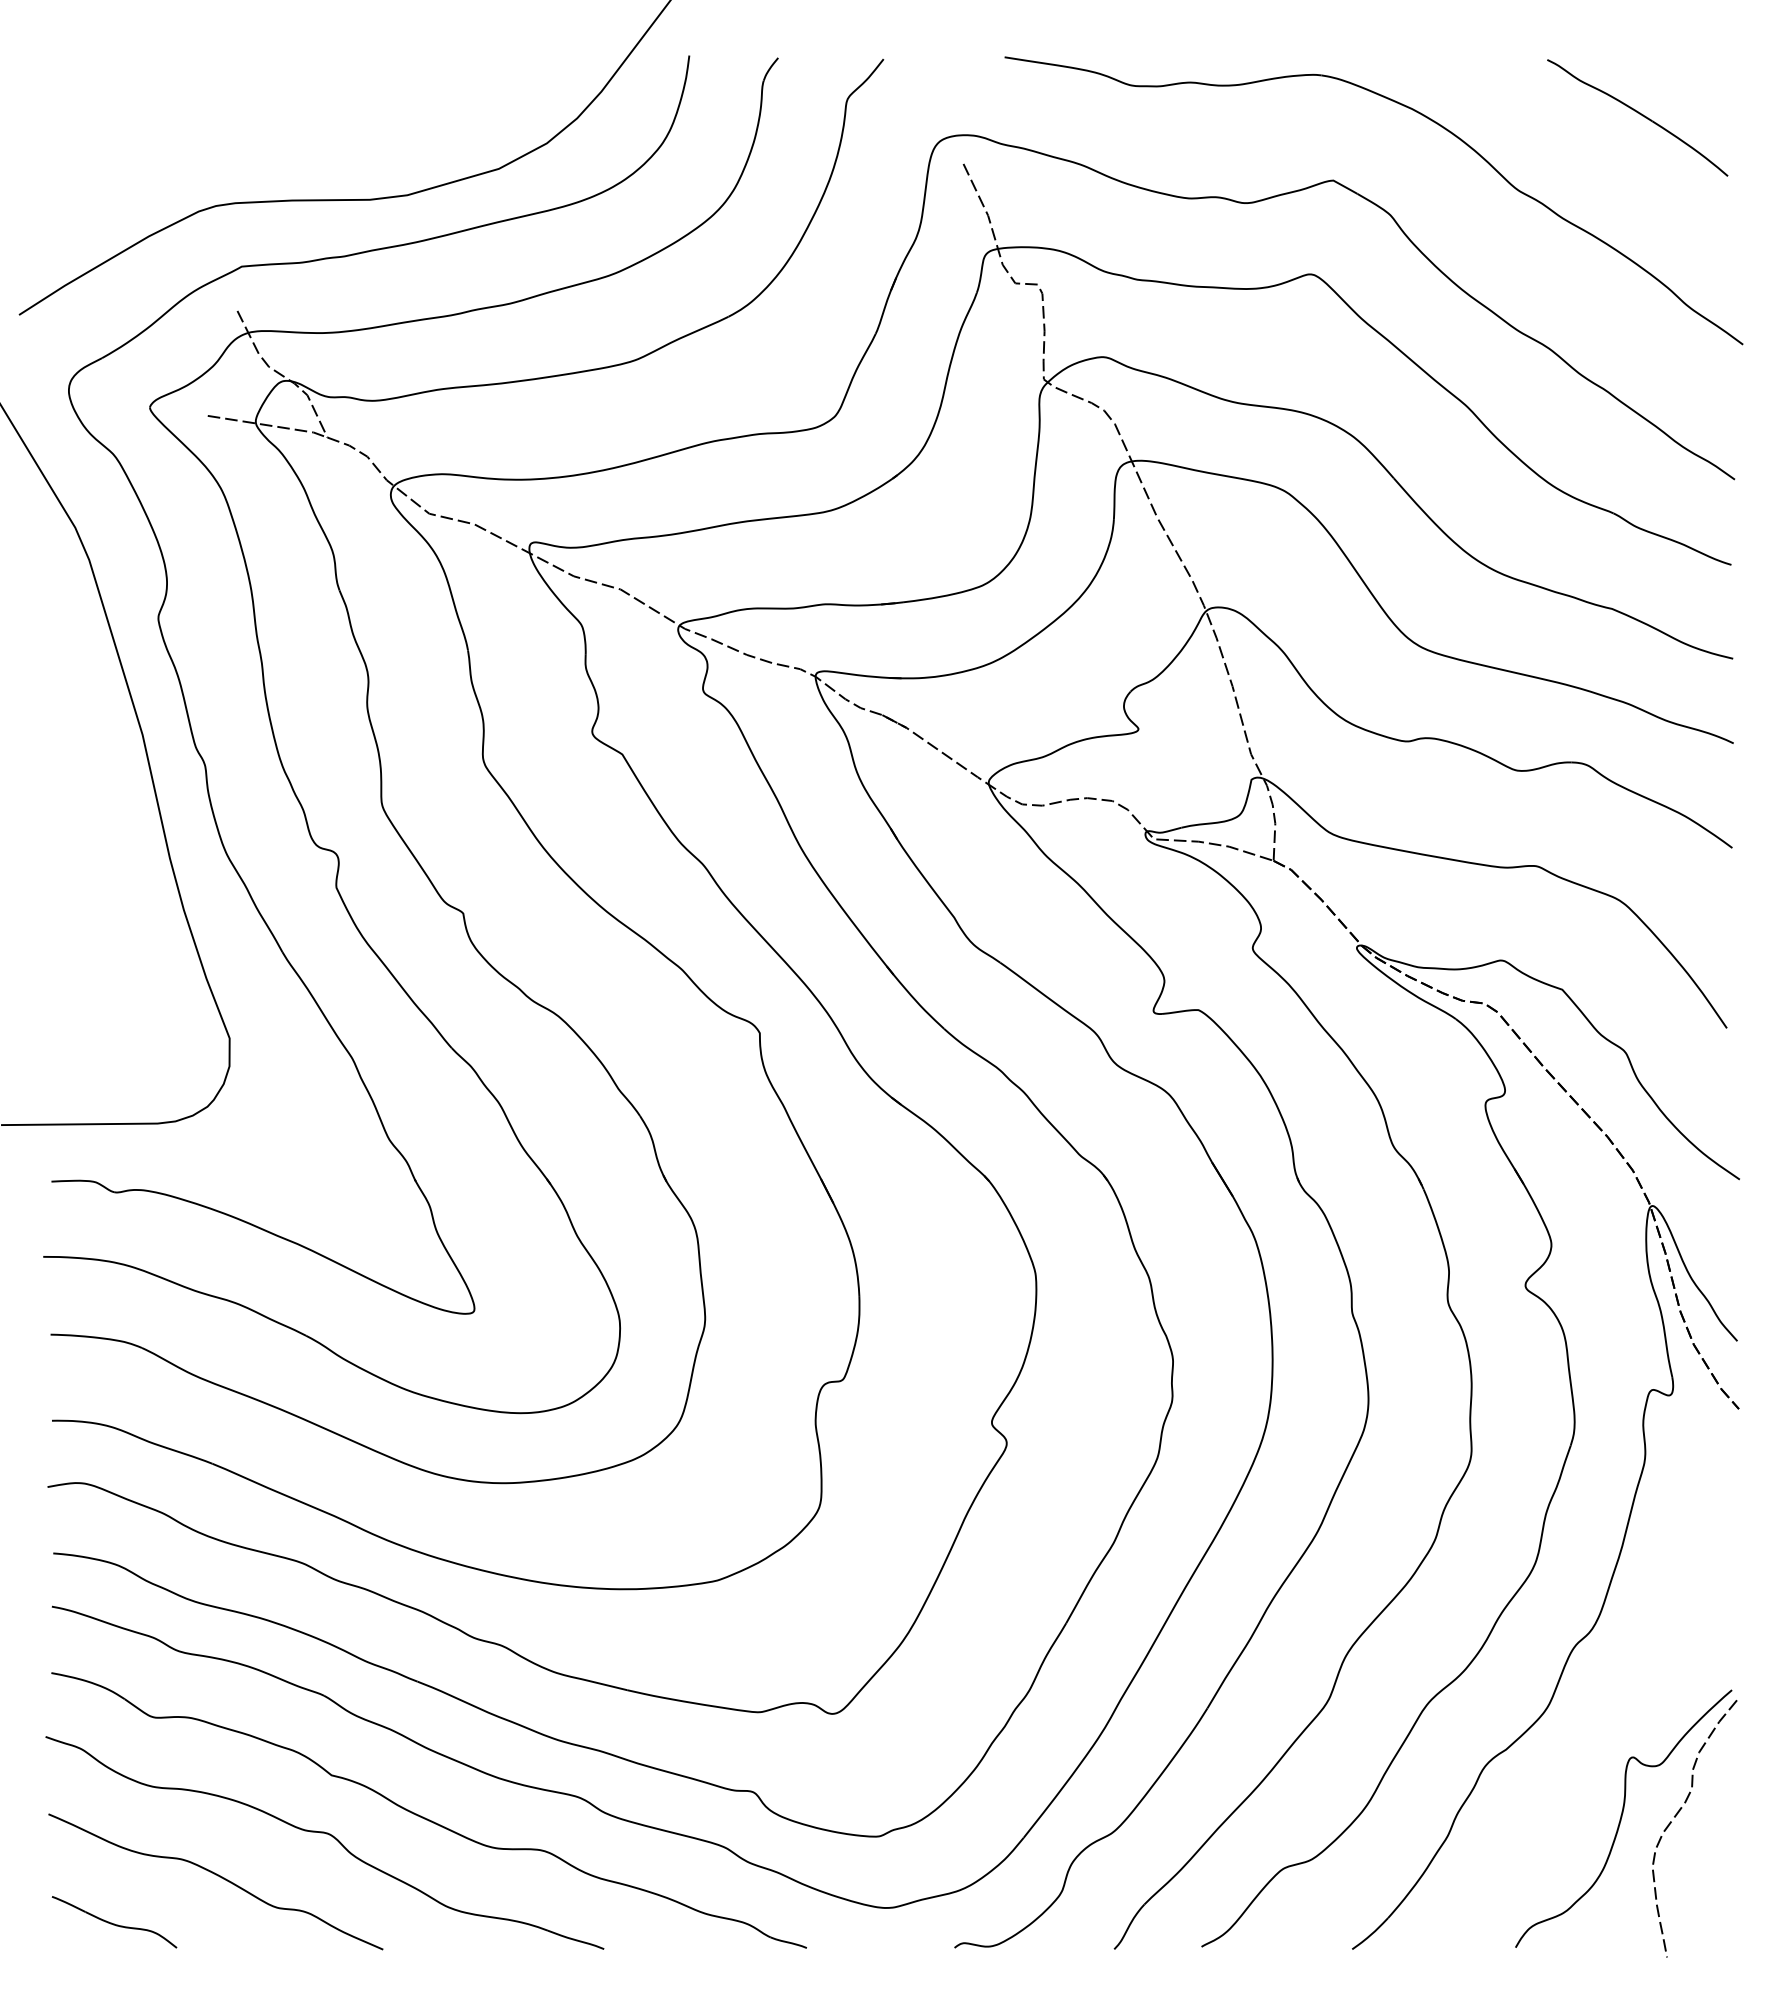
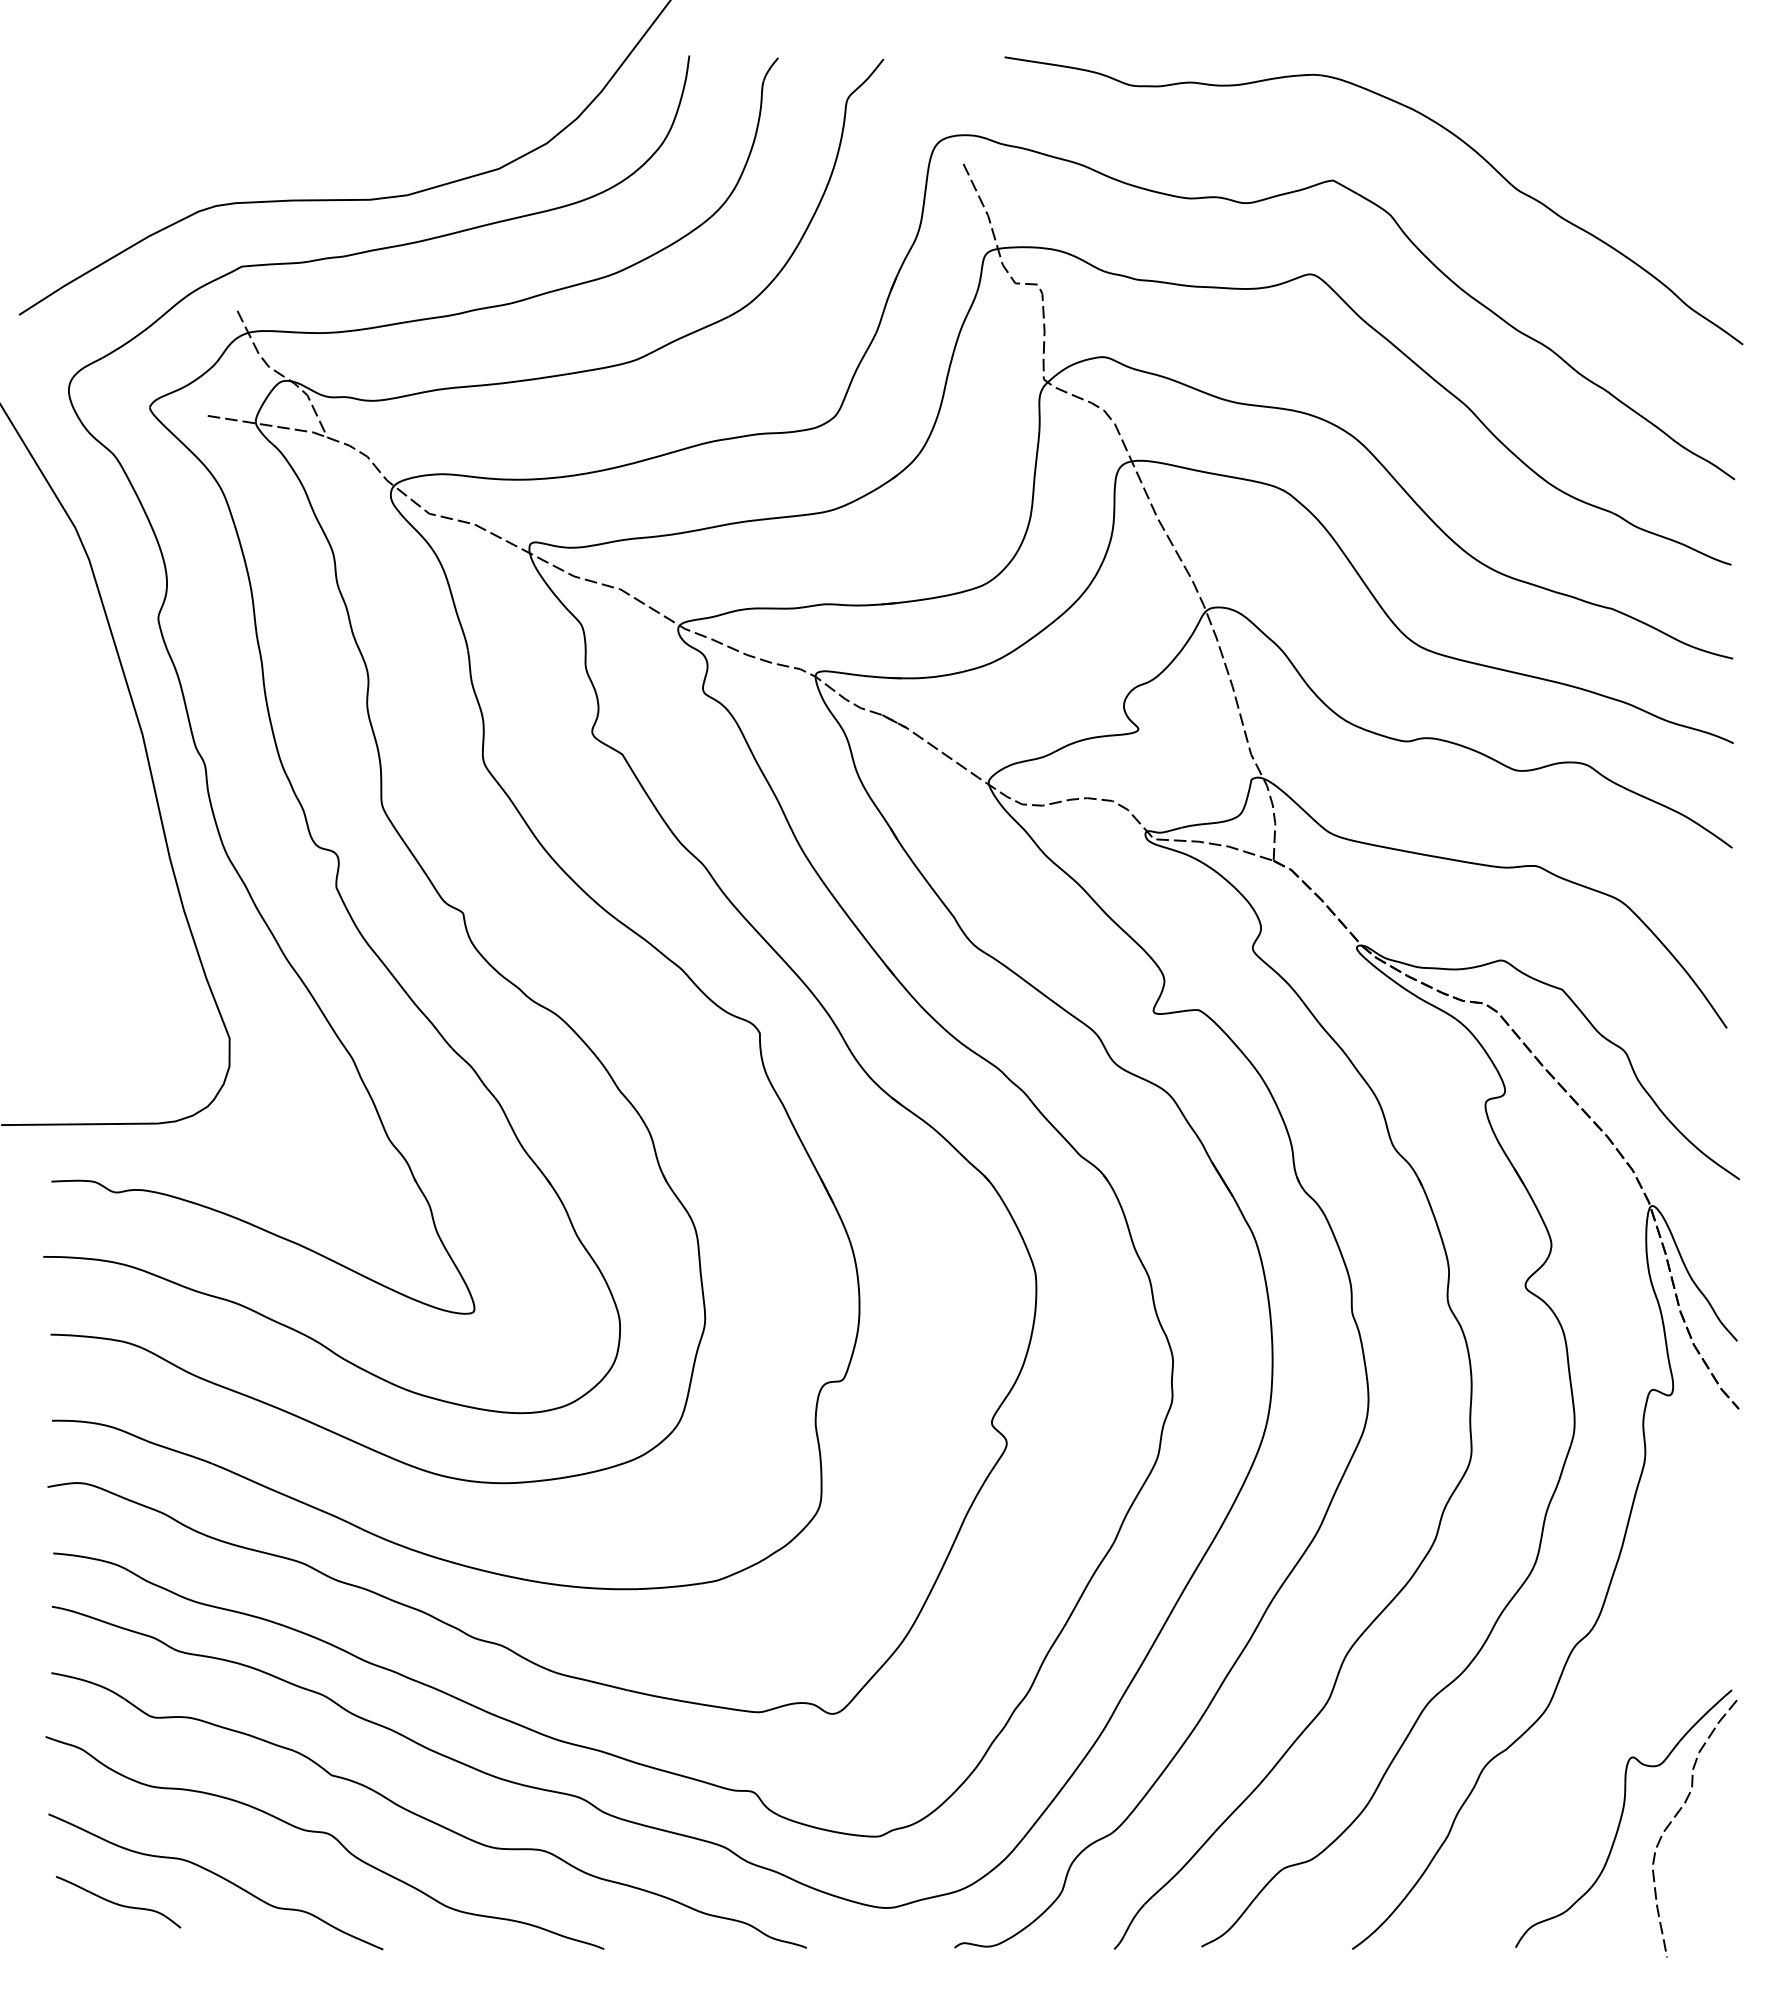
part: present -> none (1637, 117)
part position: (114, 1922) -> (118, 1902) (118, 1902)
